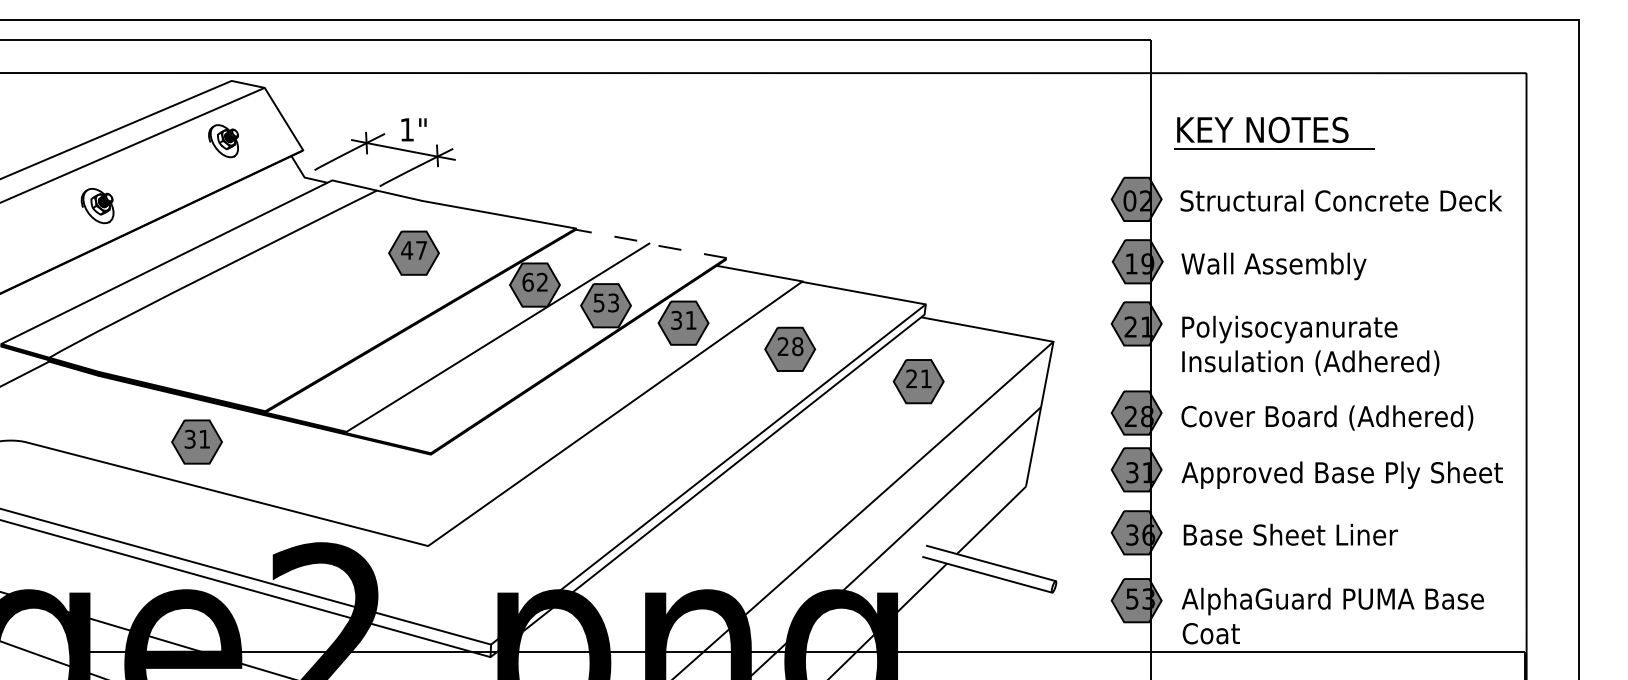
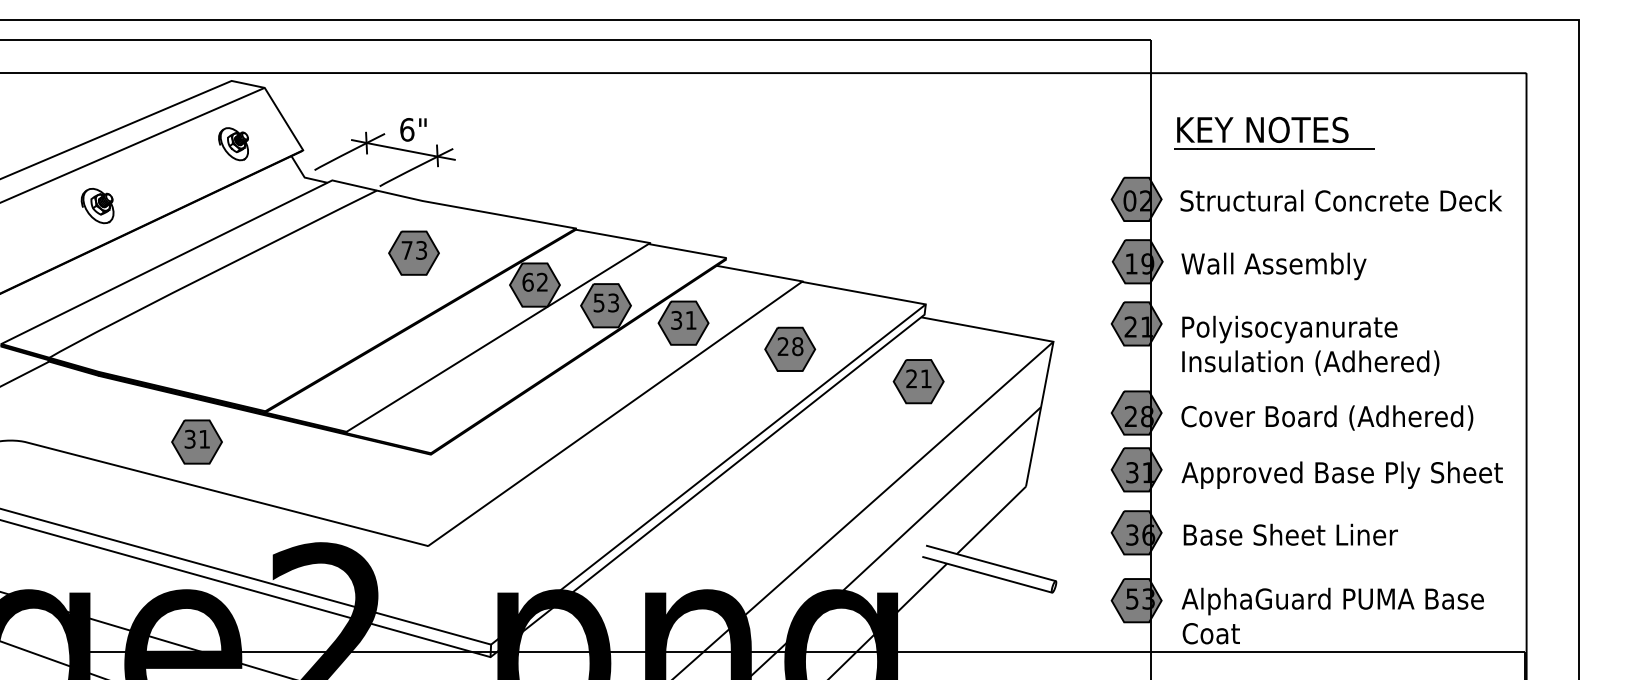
text: 1" -> 6" (407, 129)
part position: (223, 141) -> (233, 144) (233, 144)
line: dashed -> solid (650, 244)
text: 47 -> 73 (413, 250)
